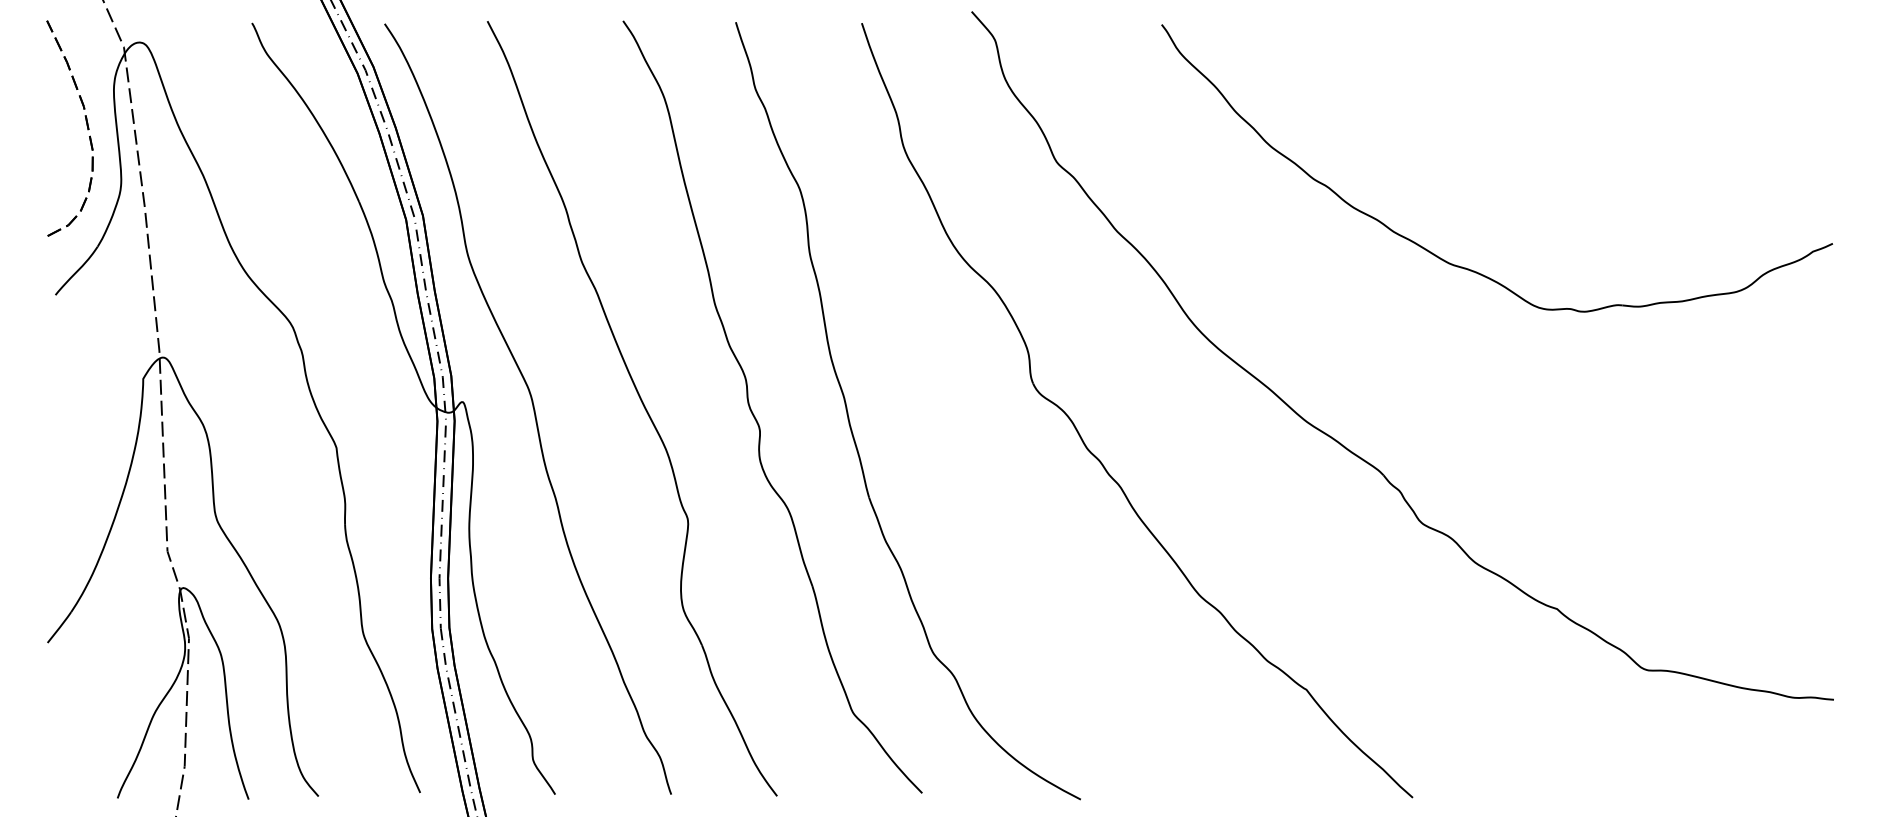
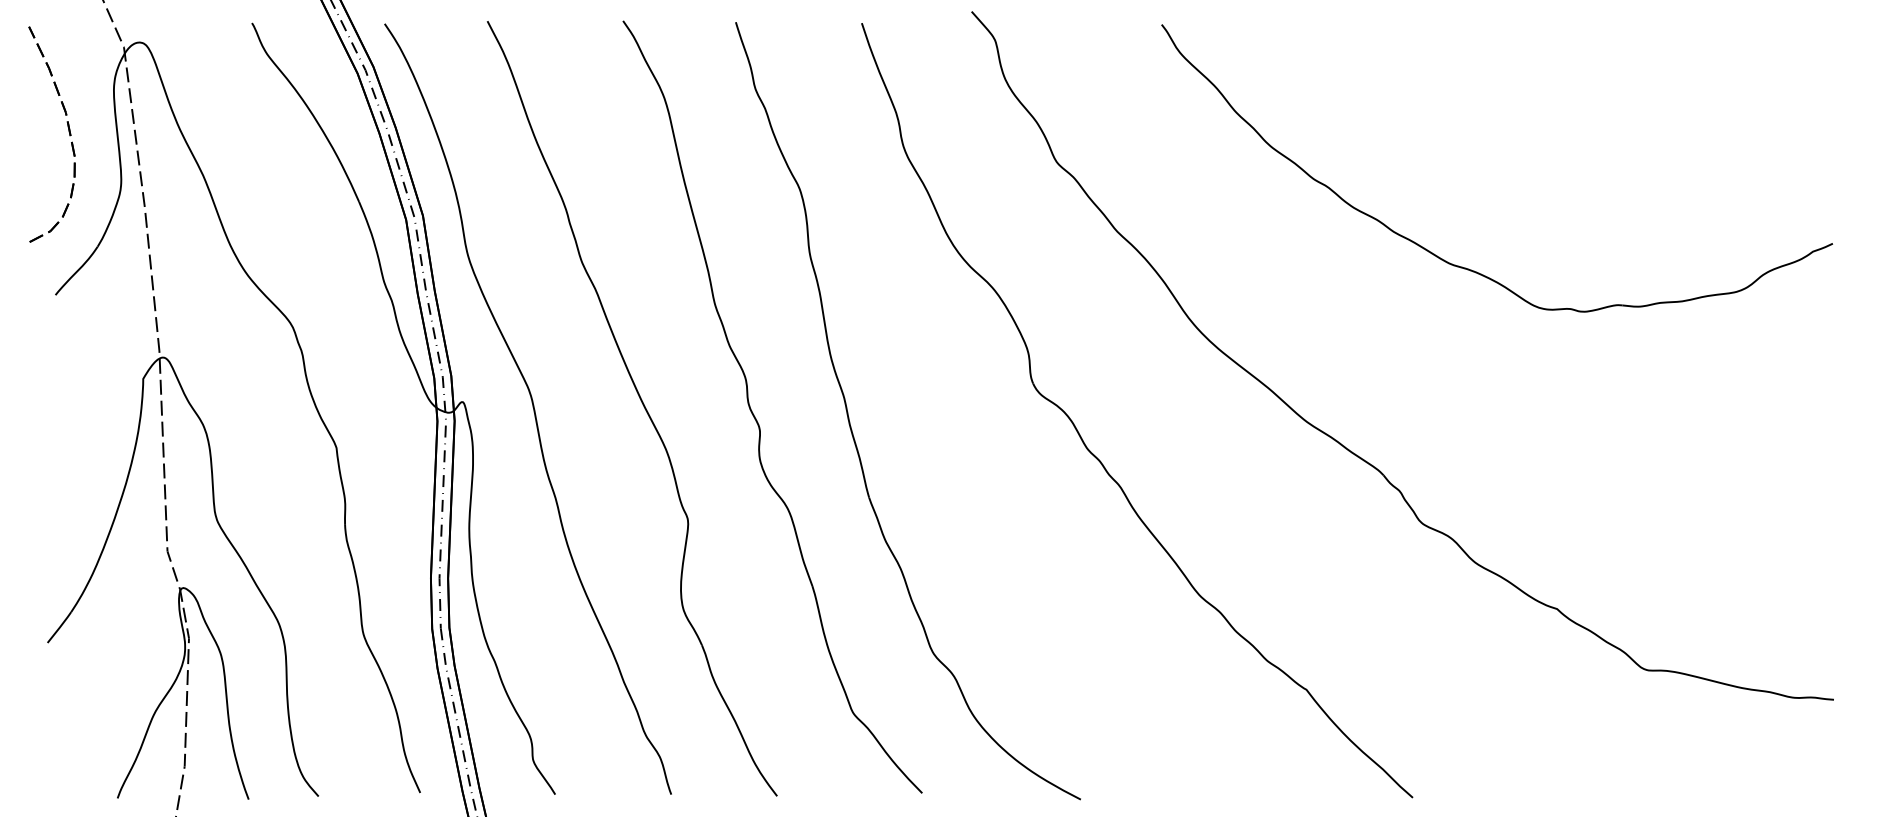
part position: (86, 126) -> (68, 132) (68, 132)
